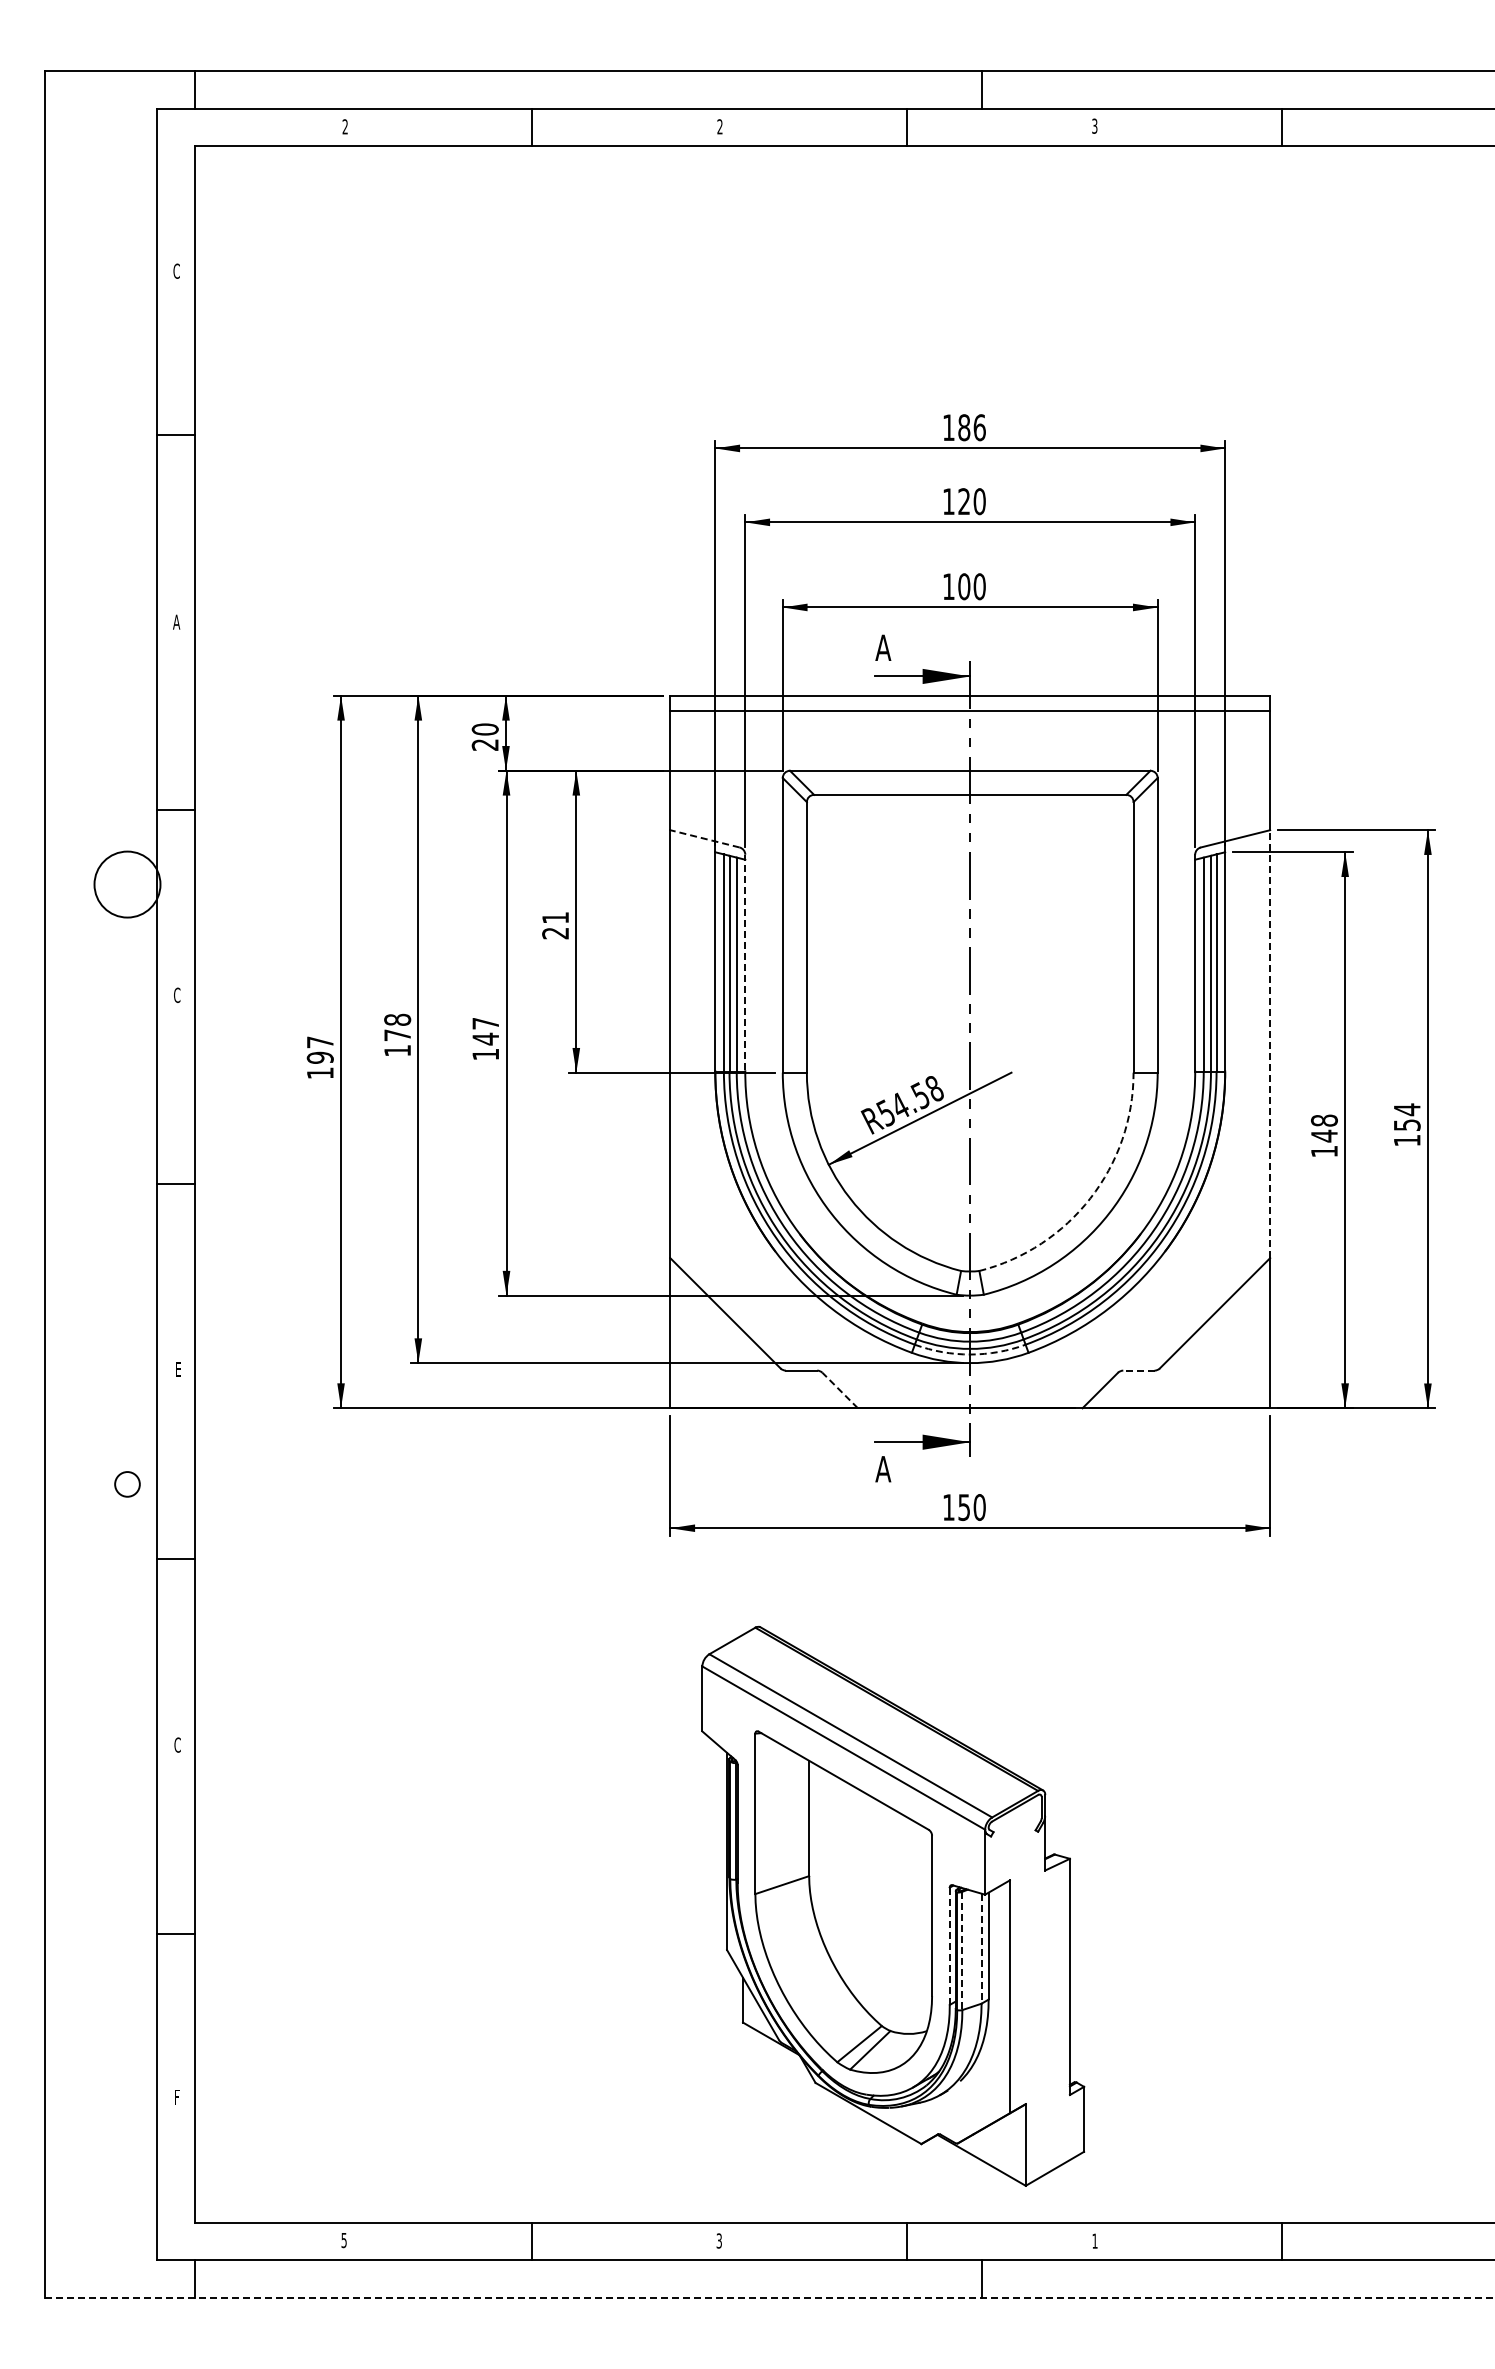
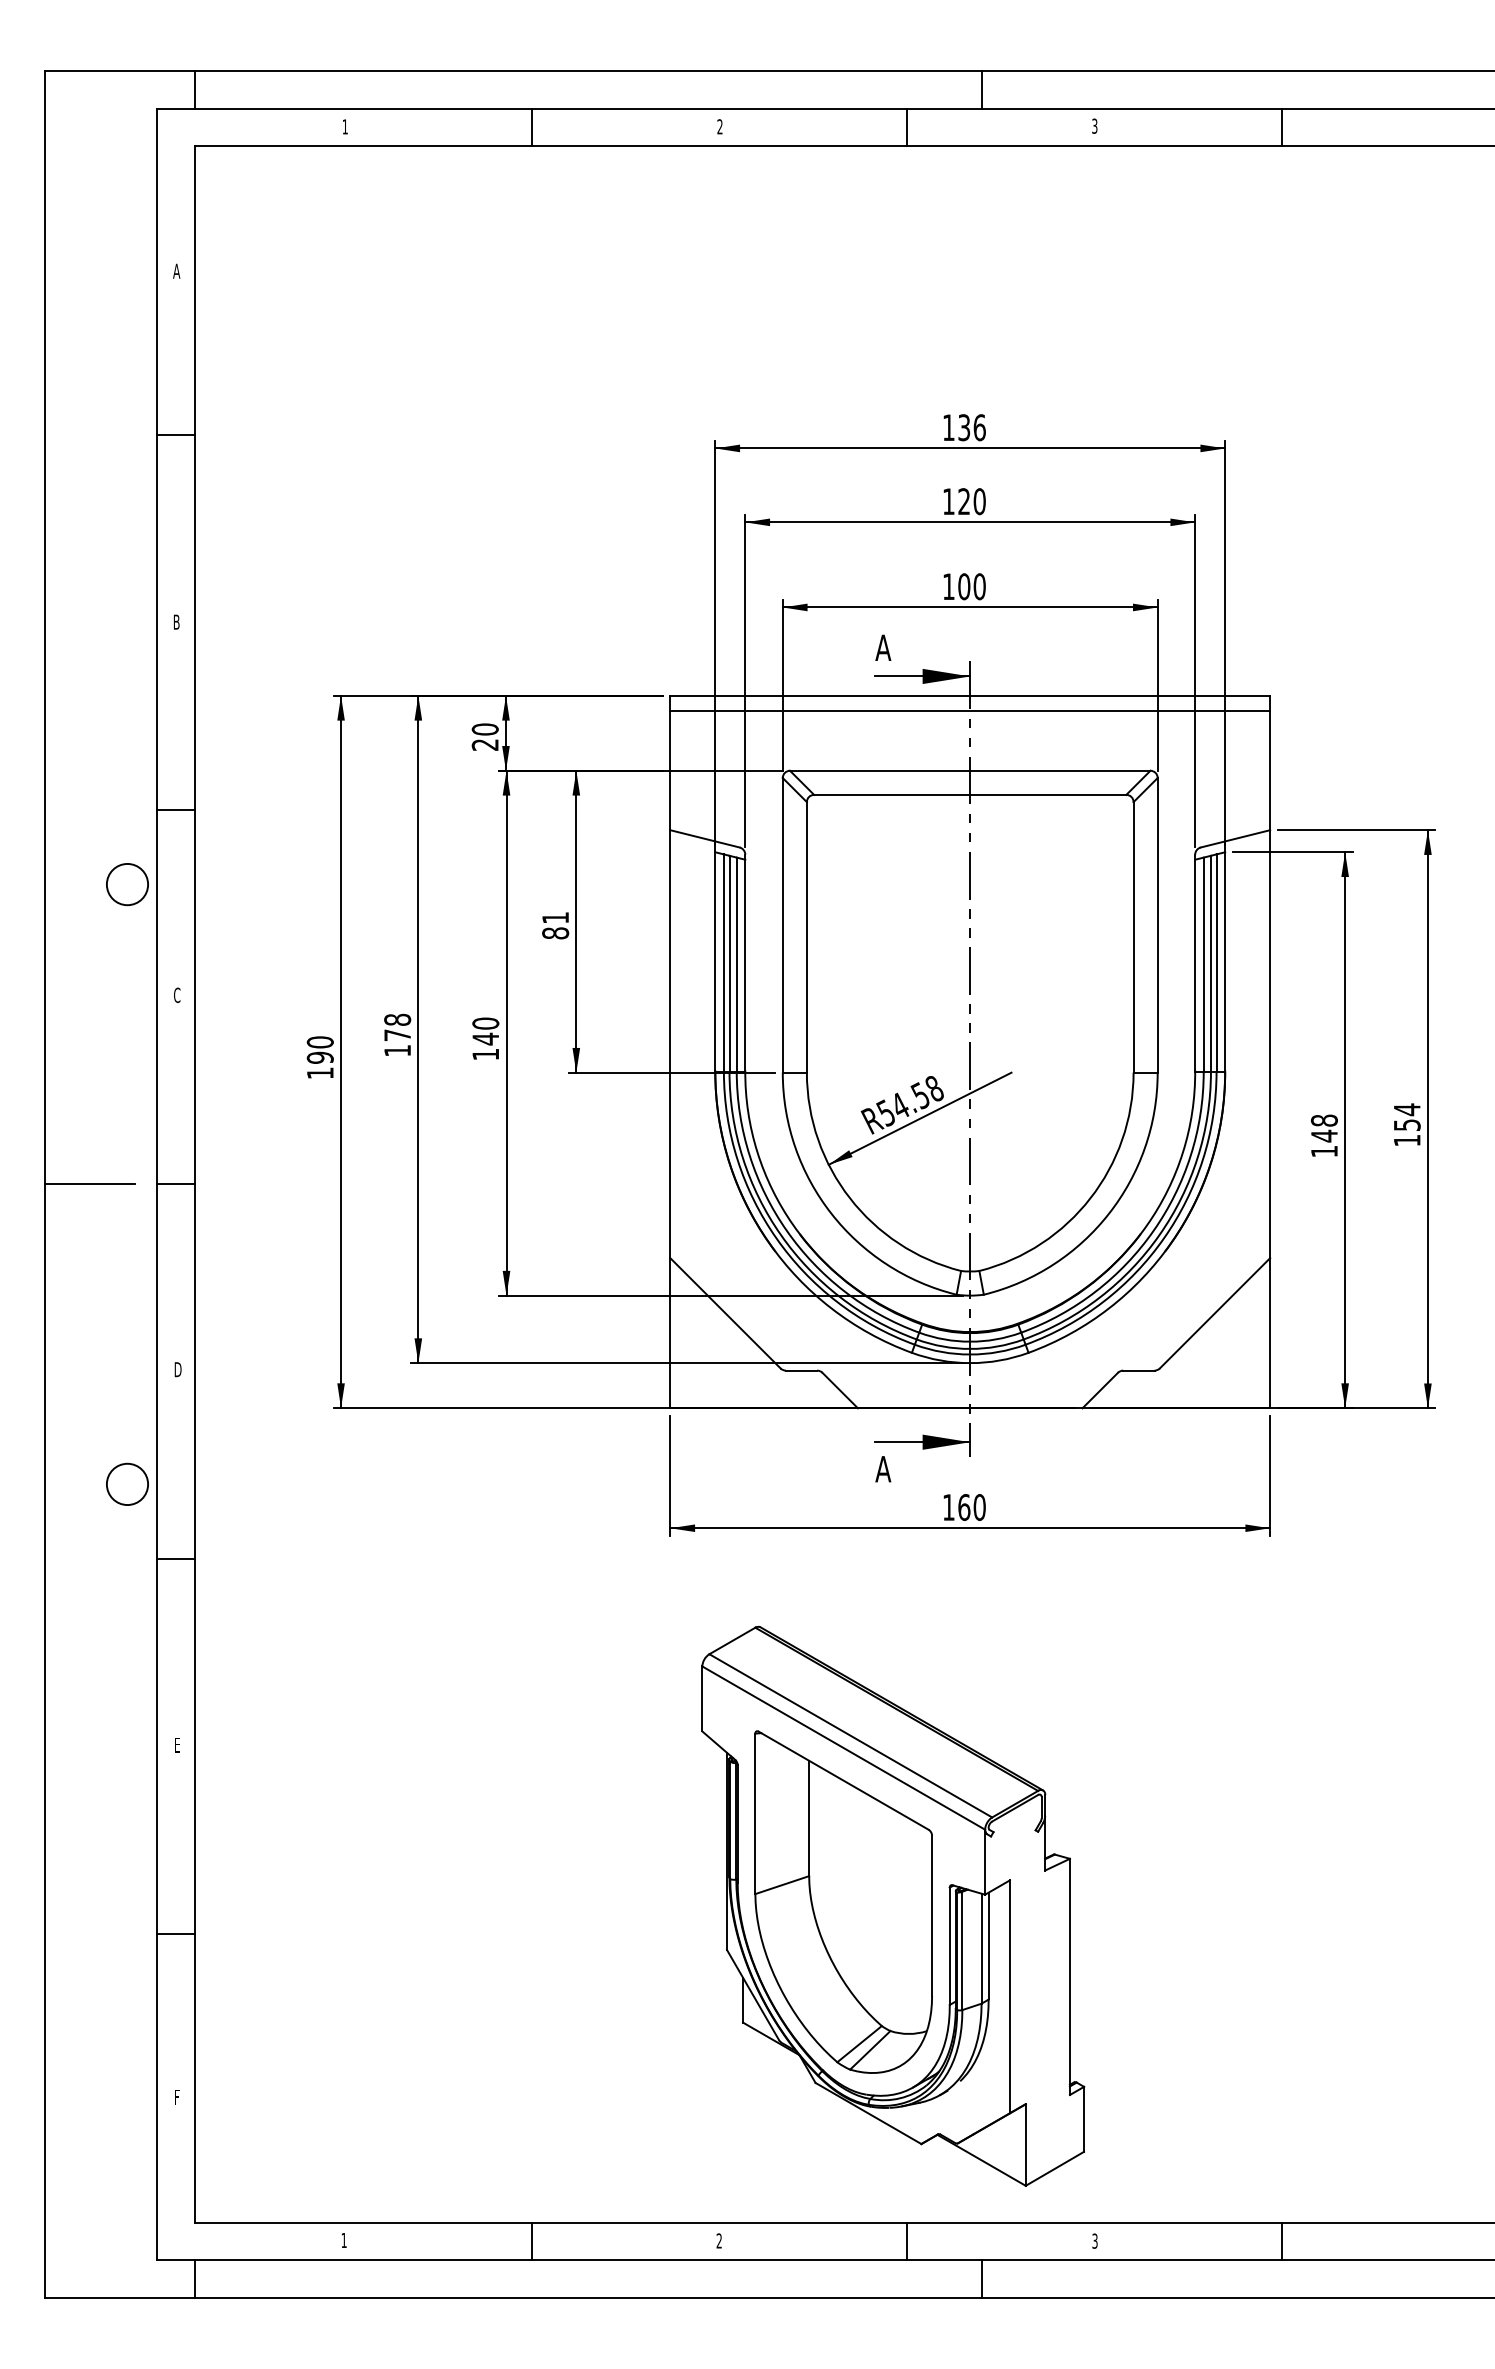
text: 2 -> 1 (344, 126)
text: C -> A (176, 270)
text: 186 -> 136 (964, 427)
text: A -> B (176, 621)
line: dashed -> solid (704, 838)
circle diameter: 66 px -> 41 px (127, 884)
text: 21 -> 81 (555, 933)
line: dashed -> solid (745, 962)
text: 147 -> 140 (485, 1023)
text: 197 -> 190 (319, 1042)
line: dashed -> solid (1270, 1044)
line: none -> present (90, 1184)
arc: dashed -> solid (1090, 1198)
arc: dashed -> solid (970, 1354)
text: E -> D (177, 1369)
line: dashed -> solid (1138, 1370)
line: dashed -> solid (839, 1390)
circle diameter: 25 px -> 41 px (127, 1484)
text: 150 -> 160 (964, 1507)
text: C -> E (177, 1744)
line: dashed -> solid (949, 1946)
line: dashed -> solid (981, 1949)
line: dashed -> solid (962, 1951)
text: 5 -> 1 (343, 2240)
text: 3 -> 2 (718, 2240)
text: 1 -> 3 (1094, 2240)
line: dashed -> solid (769, 2297)
